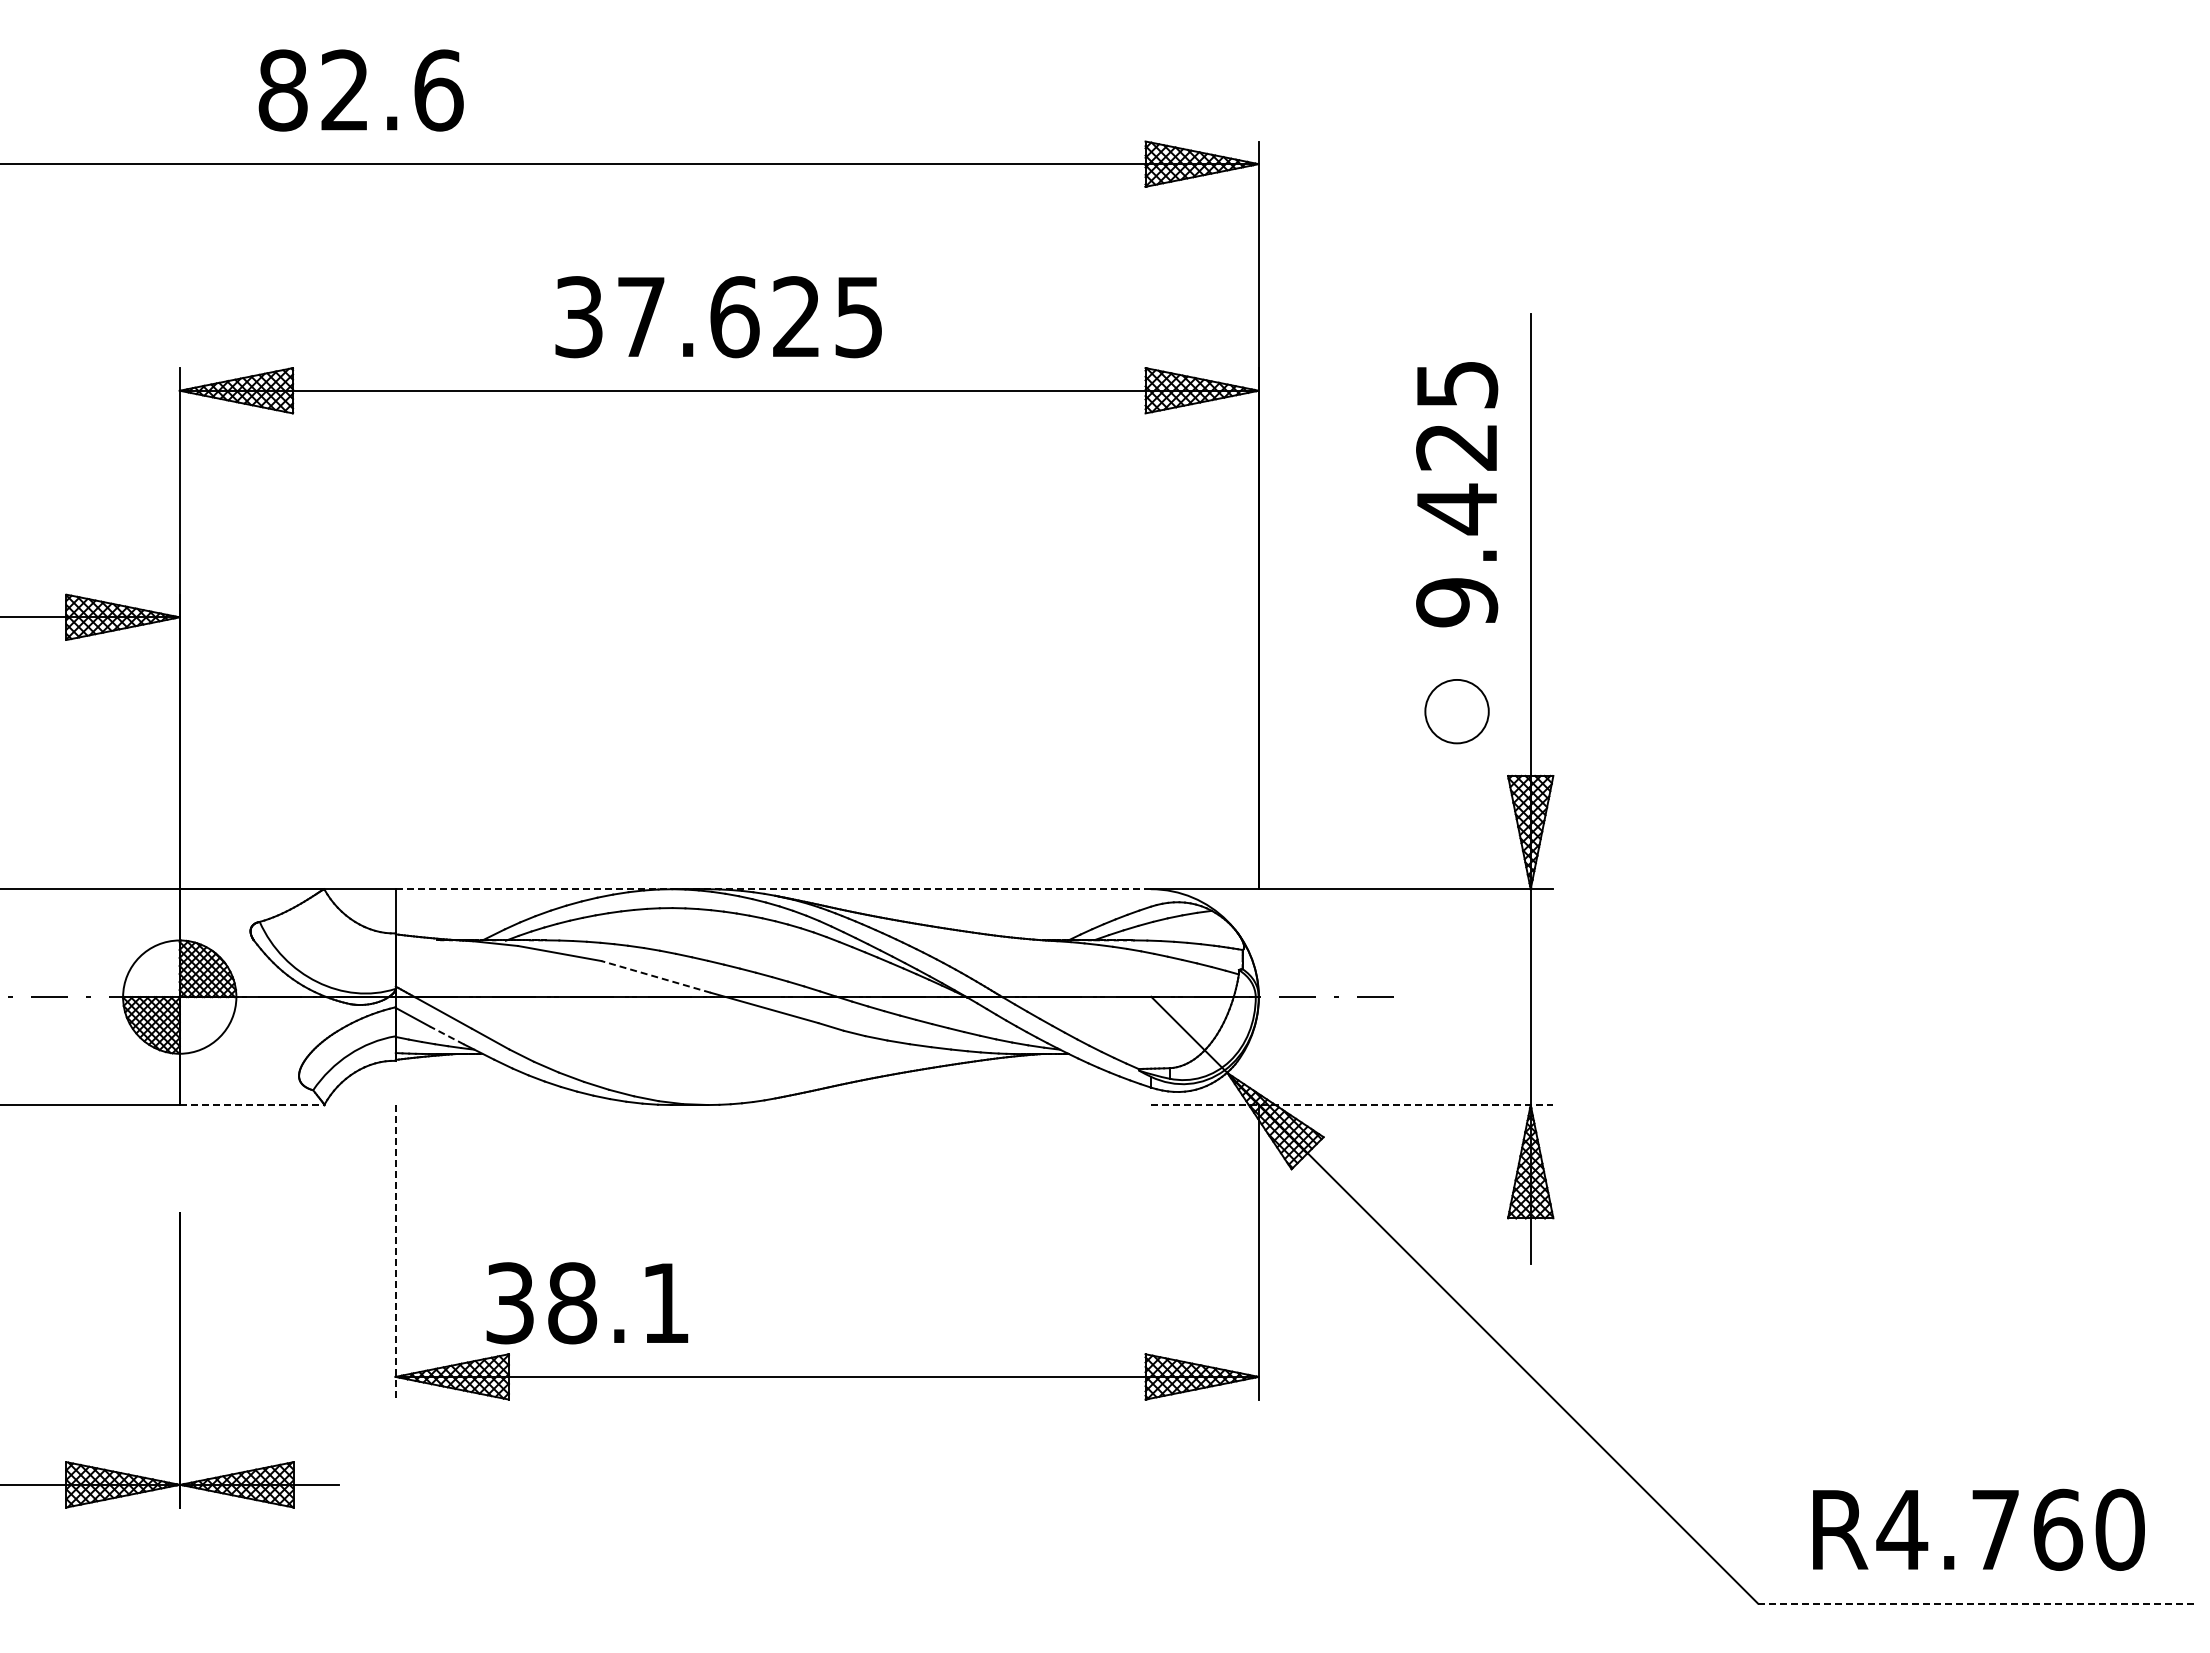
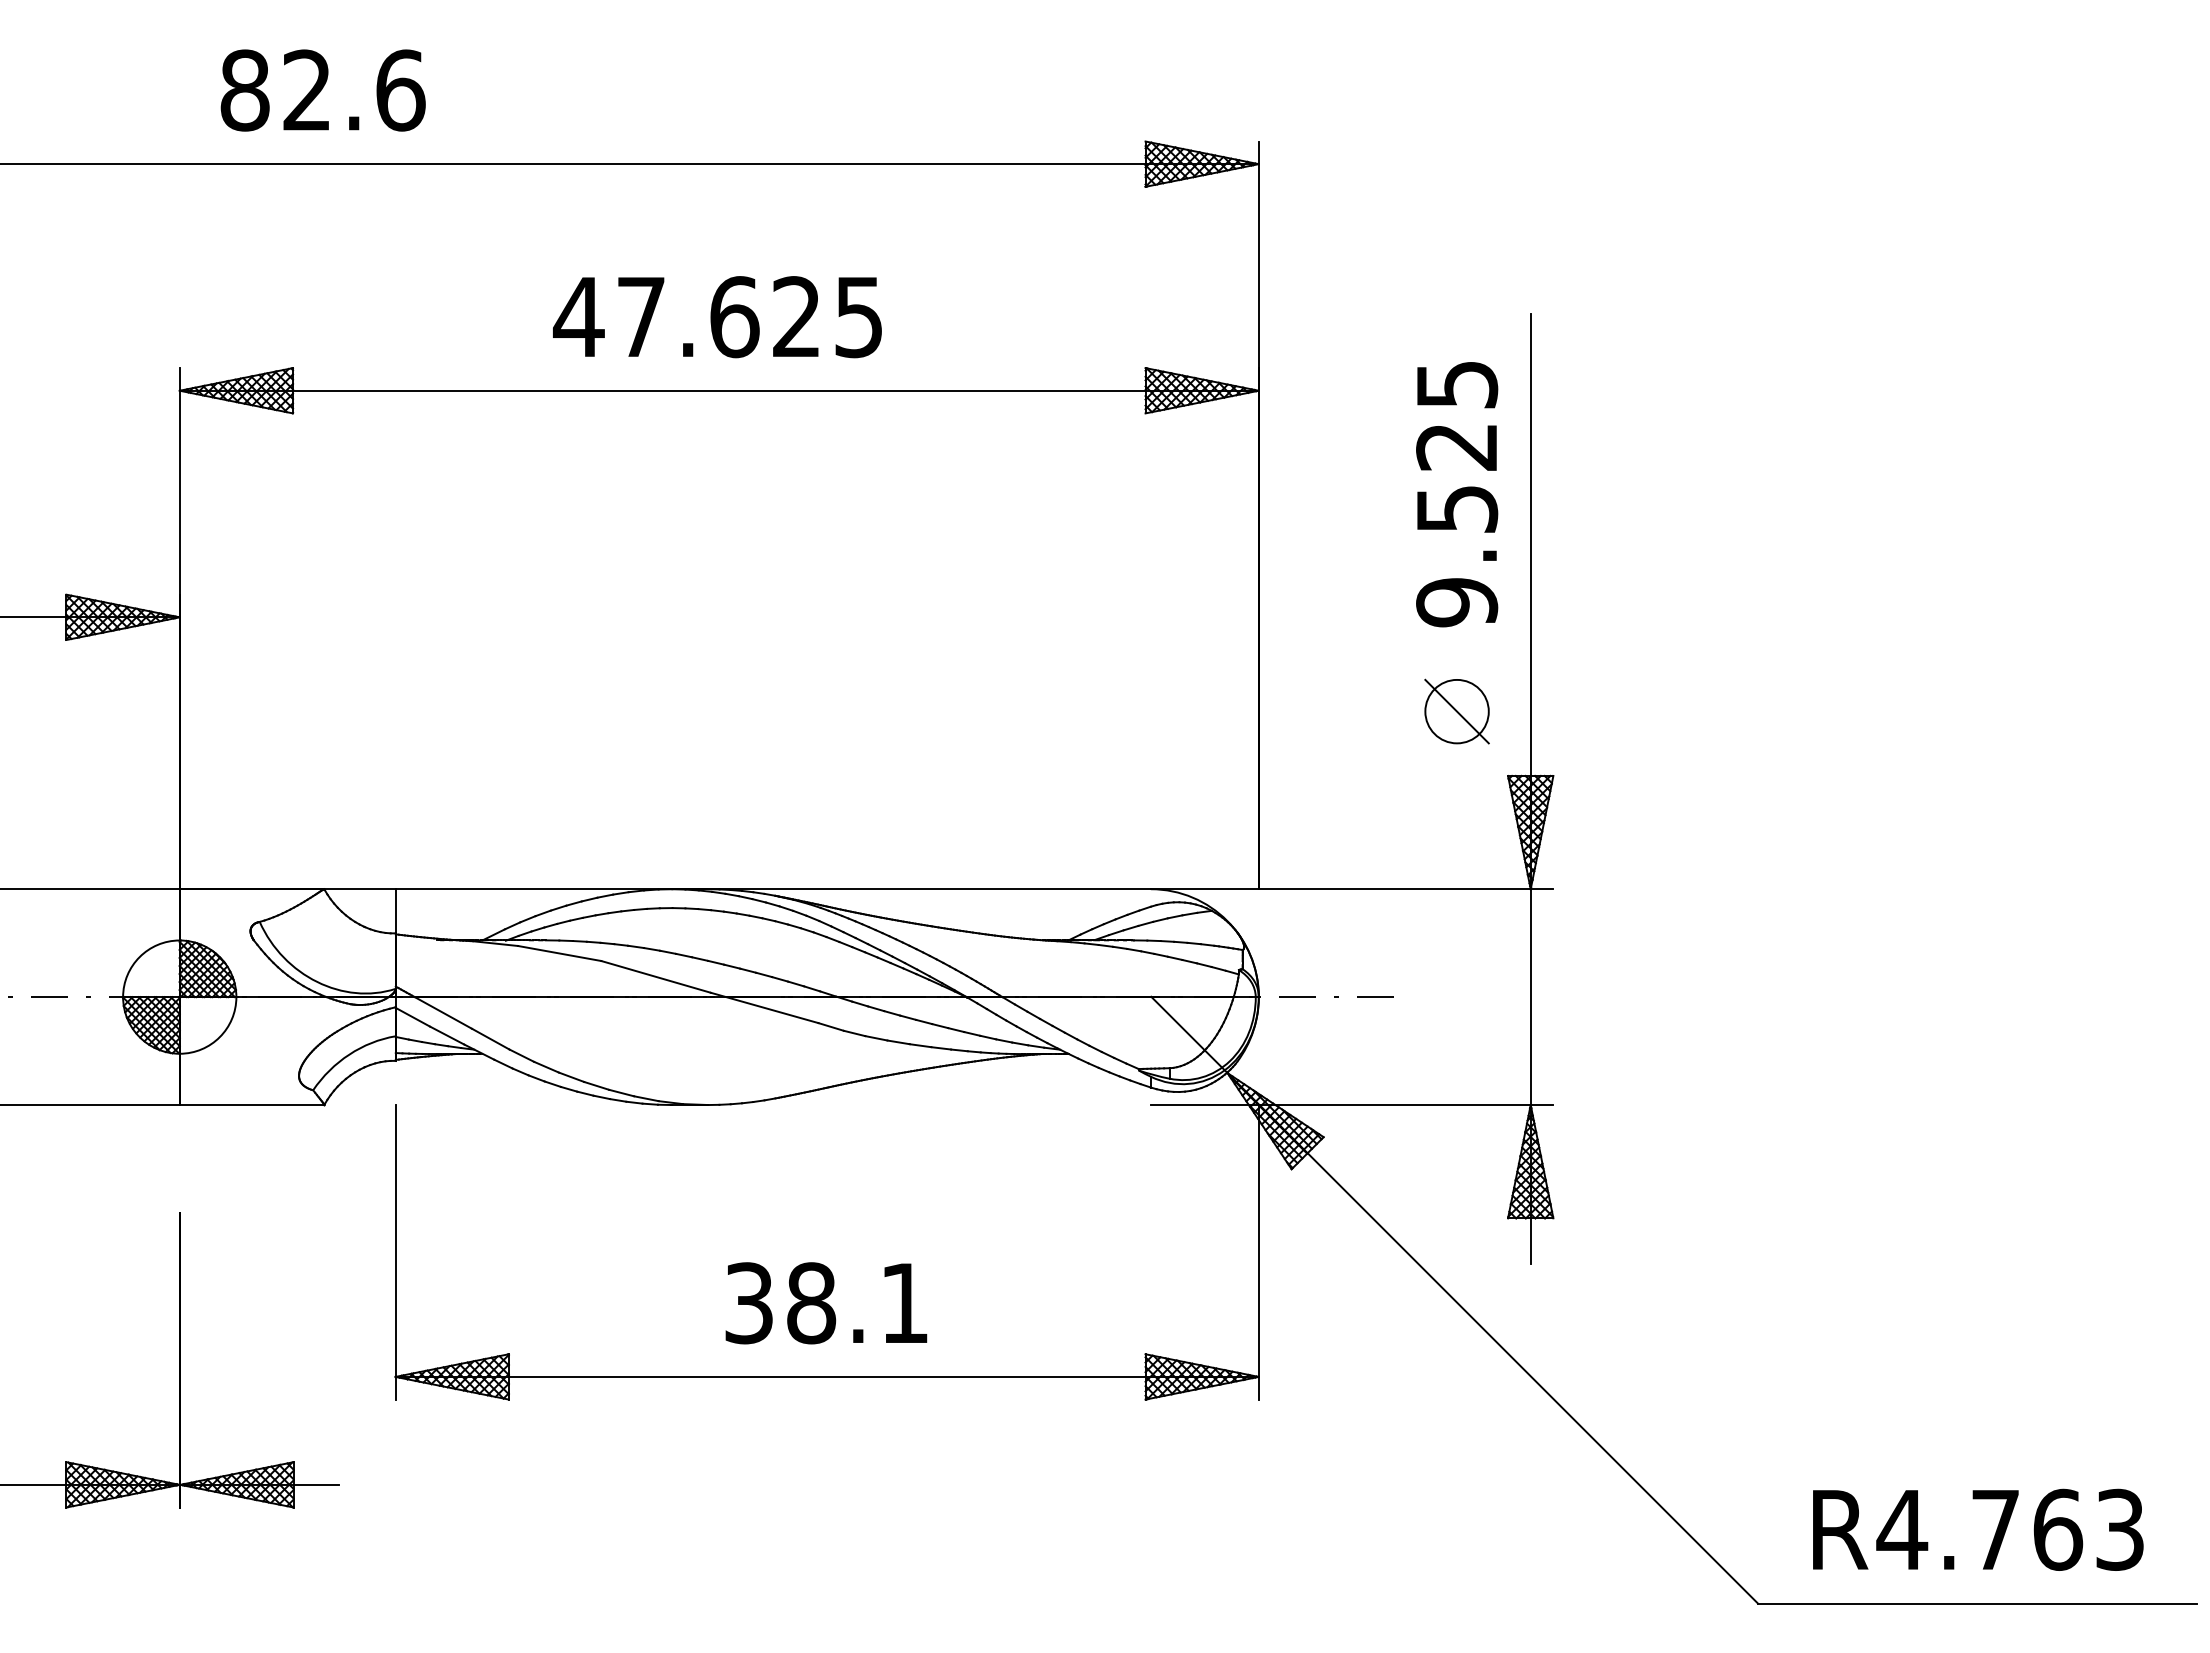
text position: (360, 90) -> (322, 90) (322, 90)
text: 37.625 -> 47.625 (578, 317)
text: 9.425 -> 9.525 (1457, 509)
line: none -> present (1456, 711)
line: dashed -> solid (773, 889)
line: dashed -> solid (655, 976)
line: dashed -> solid (446, 1035)
line: dashed -> solid (252, 1105)
line: dashed -> solid (1352, 1105)
line: dashed -> solid (395, 1252)
text position: (587, 1303) -> (826, 1303) (826, 1303)
text: R4.760 -> R4.763 (2119, 1529)
line: dashed -> solid (1977, 1603)
